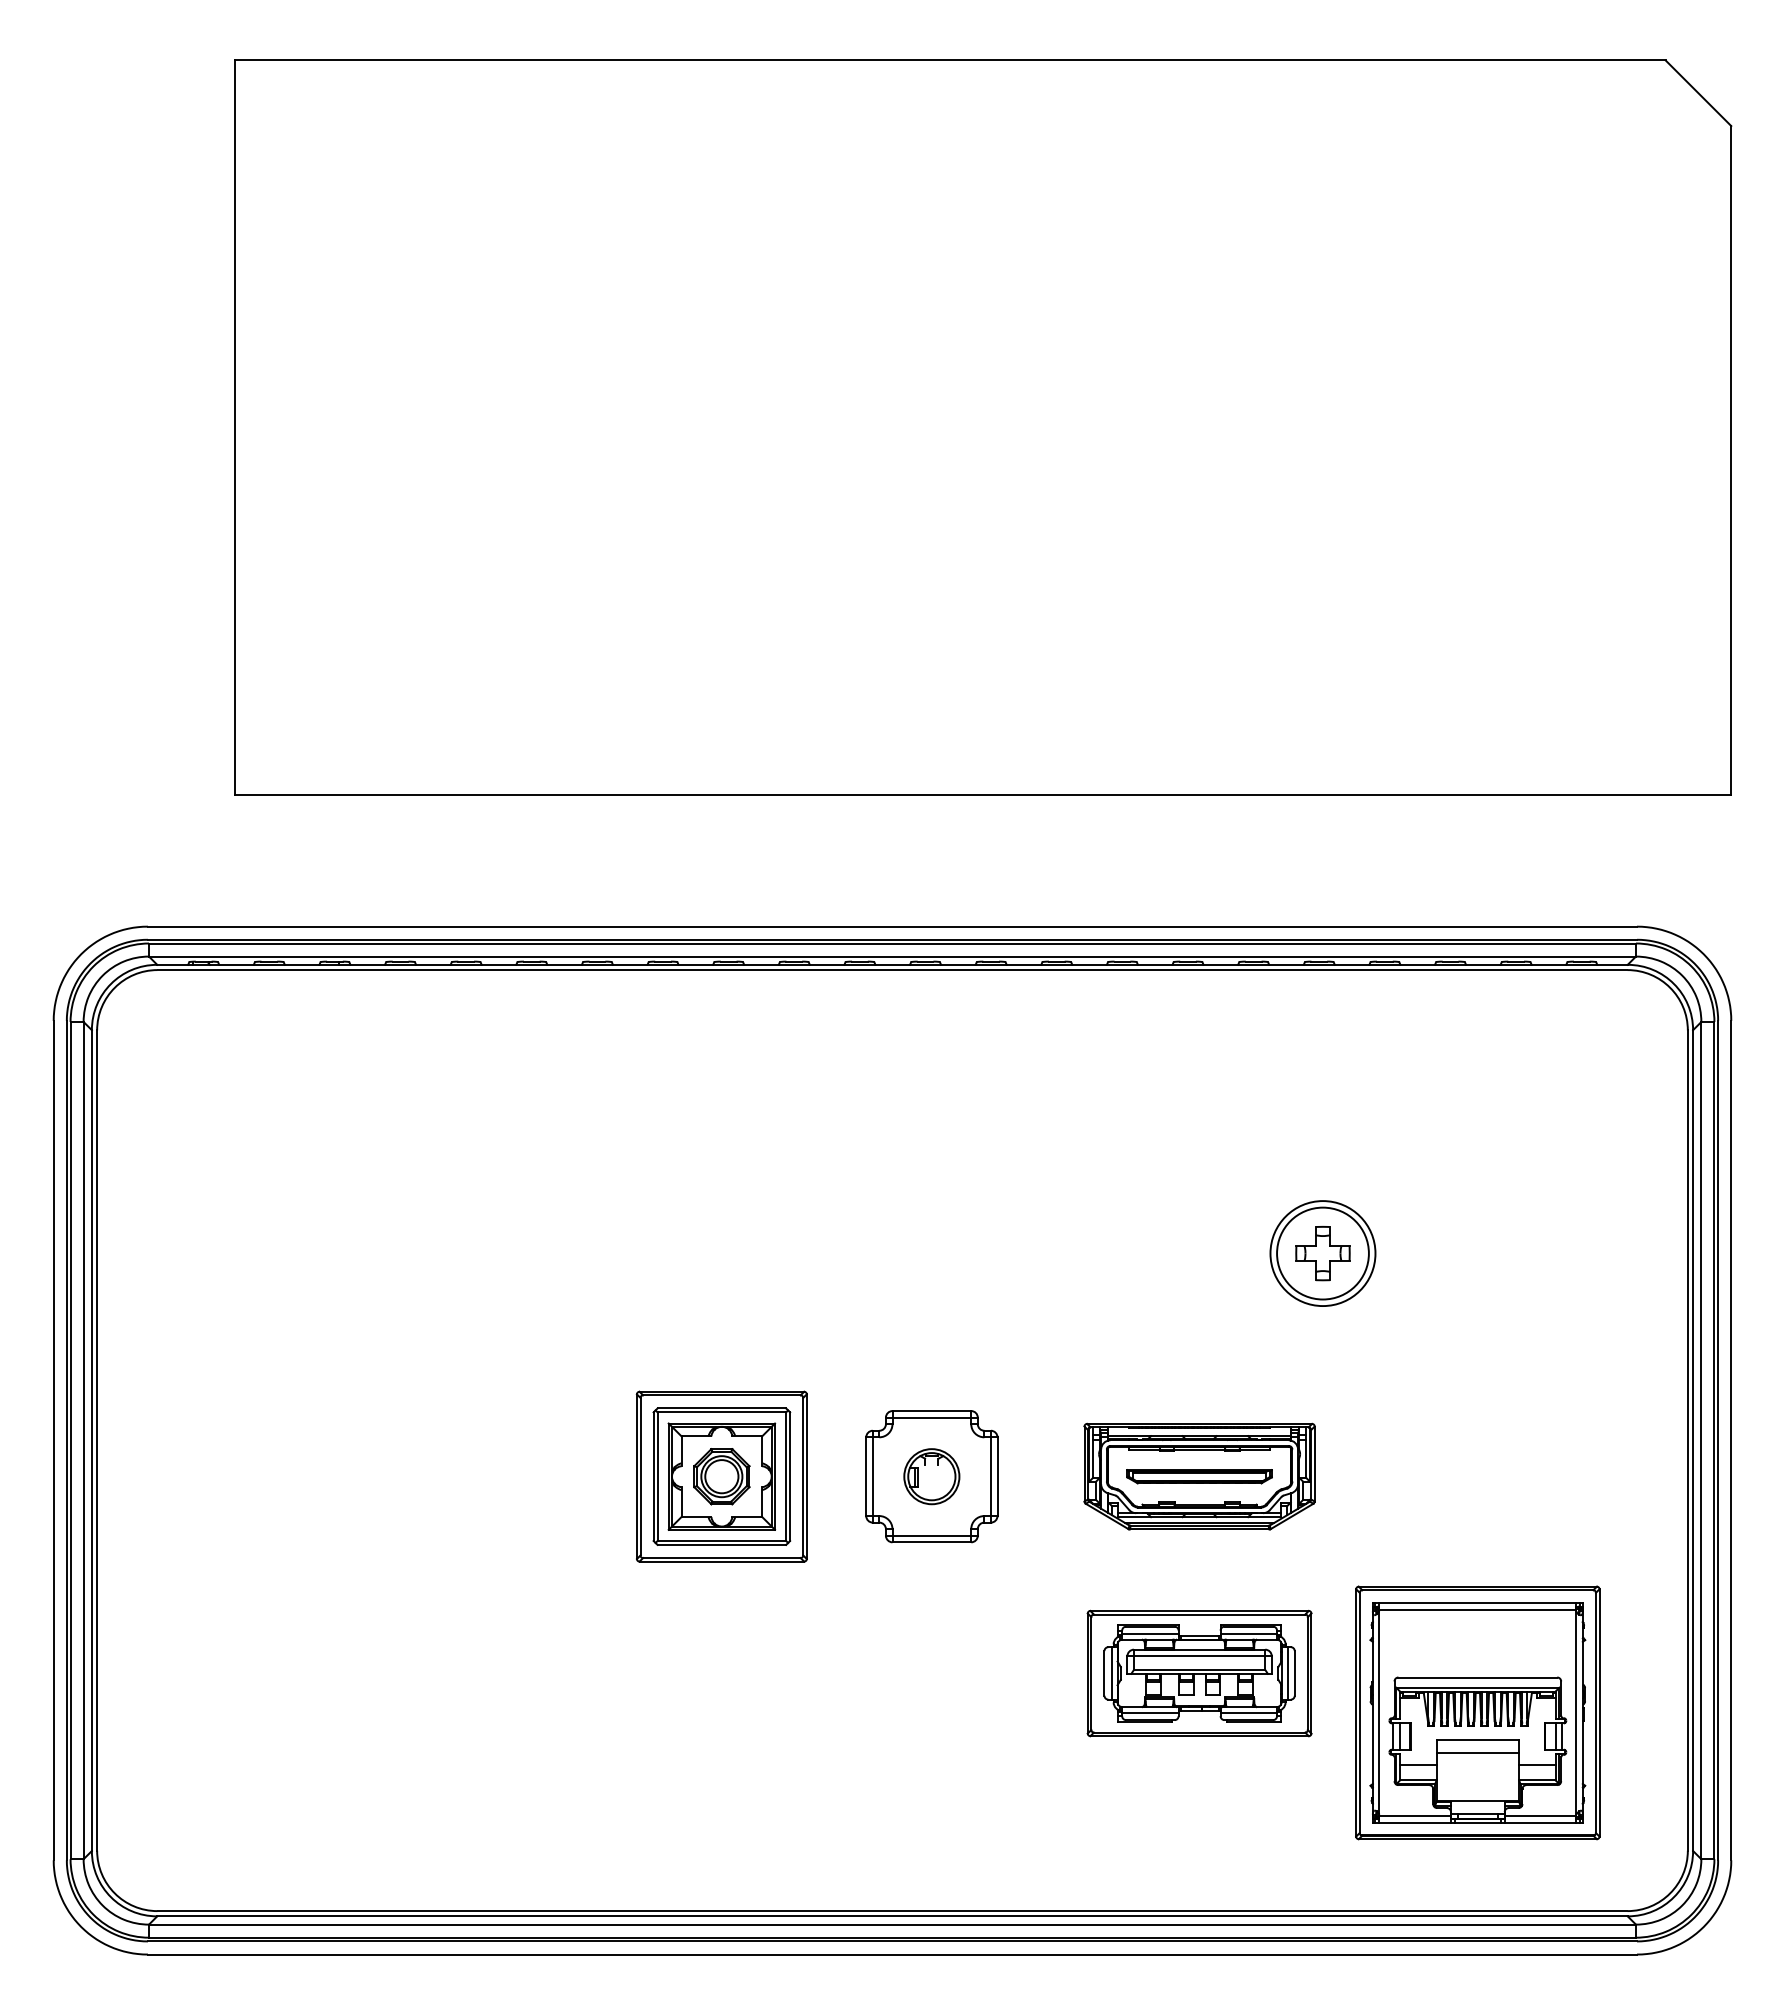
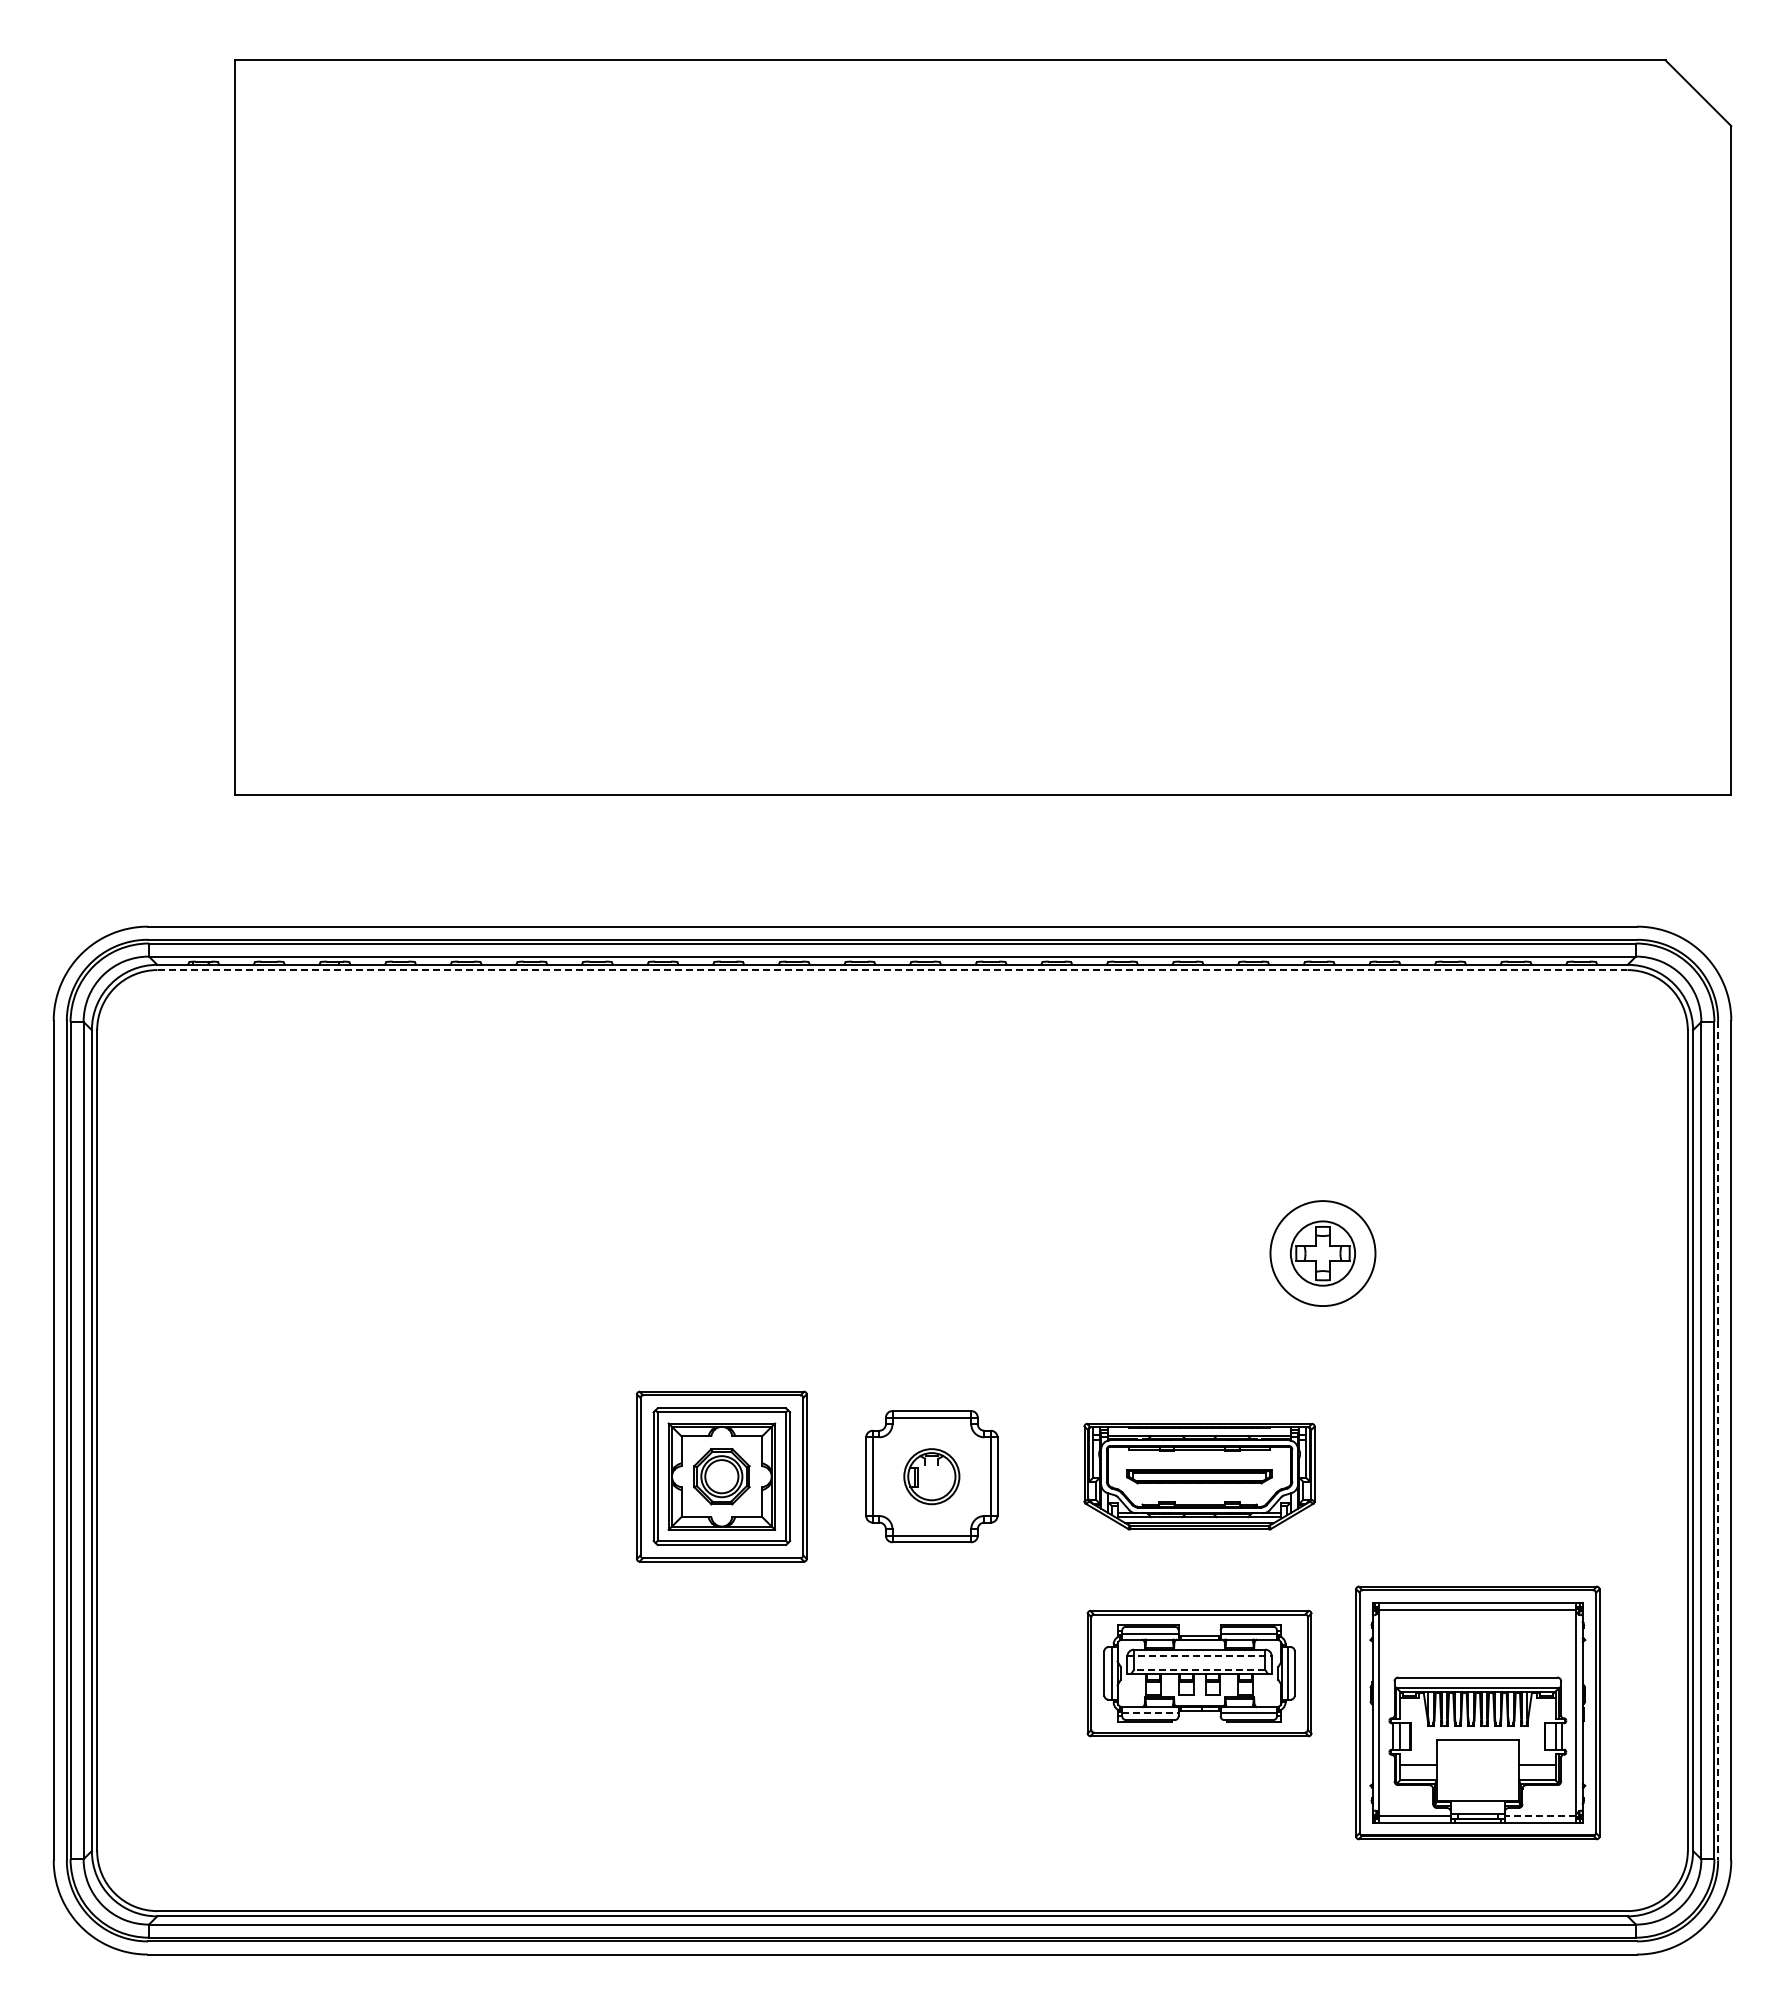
line: solid -> dashed (892, 970)
circle diameter: 92 px -> 64 px (1322, 1253)
line: solid -> dashed (1718, 1440)
line: solid -> dashed (1200, 1656)
line: solid -> dashed (1199, 1669)
line: solid -> dashed (1150, 1712)
line: present -> none (1477, 1752)
line: solid -> dashed (1540, 1815)
